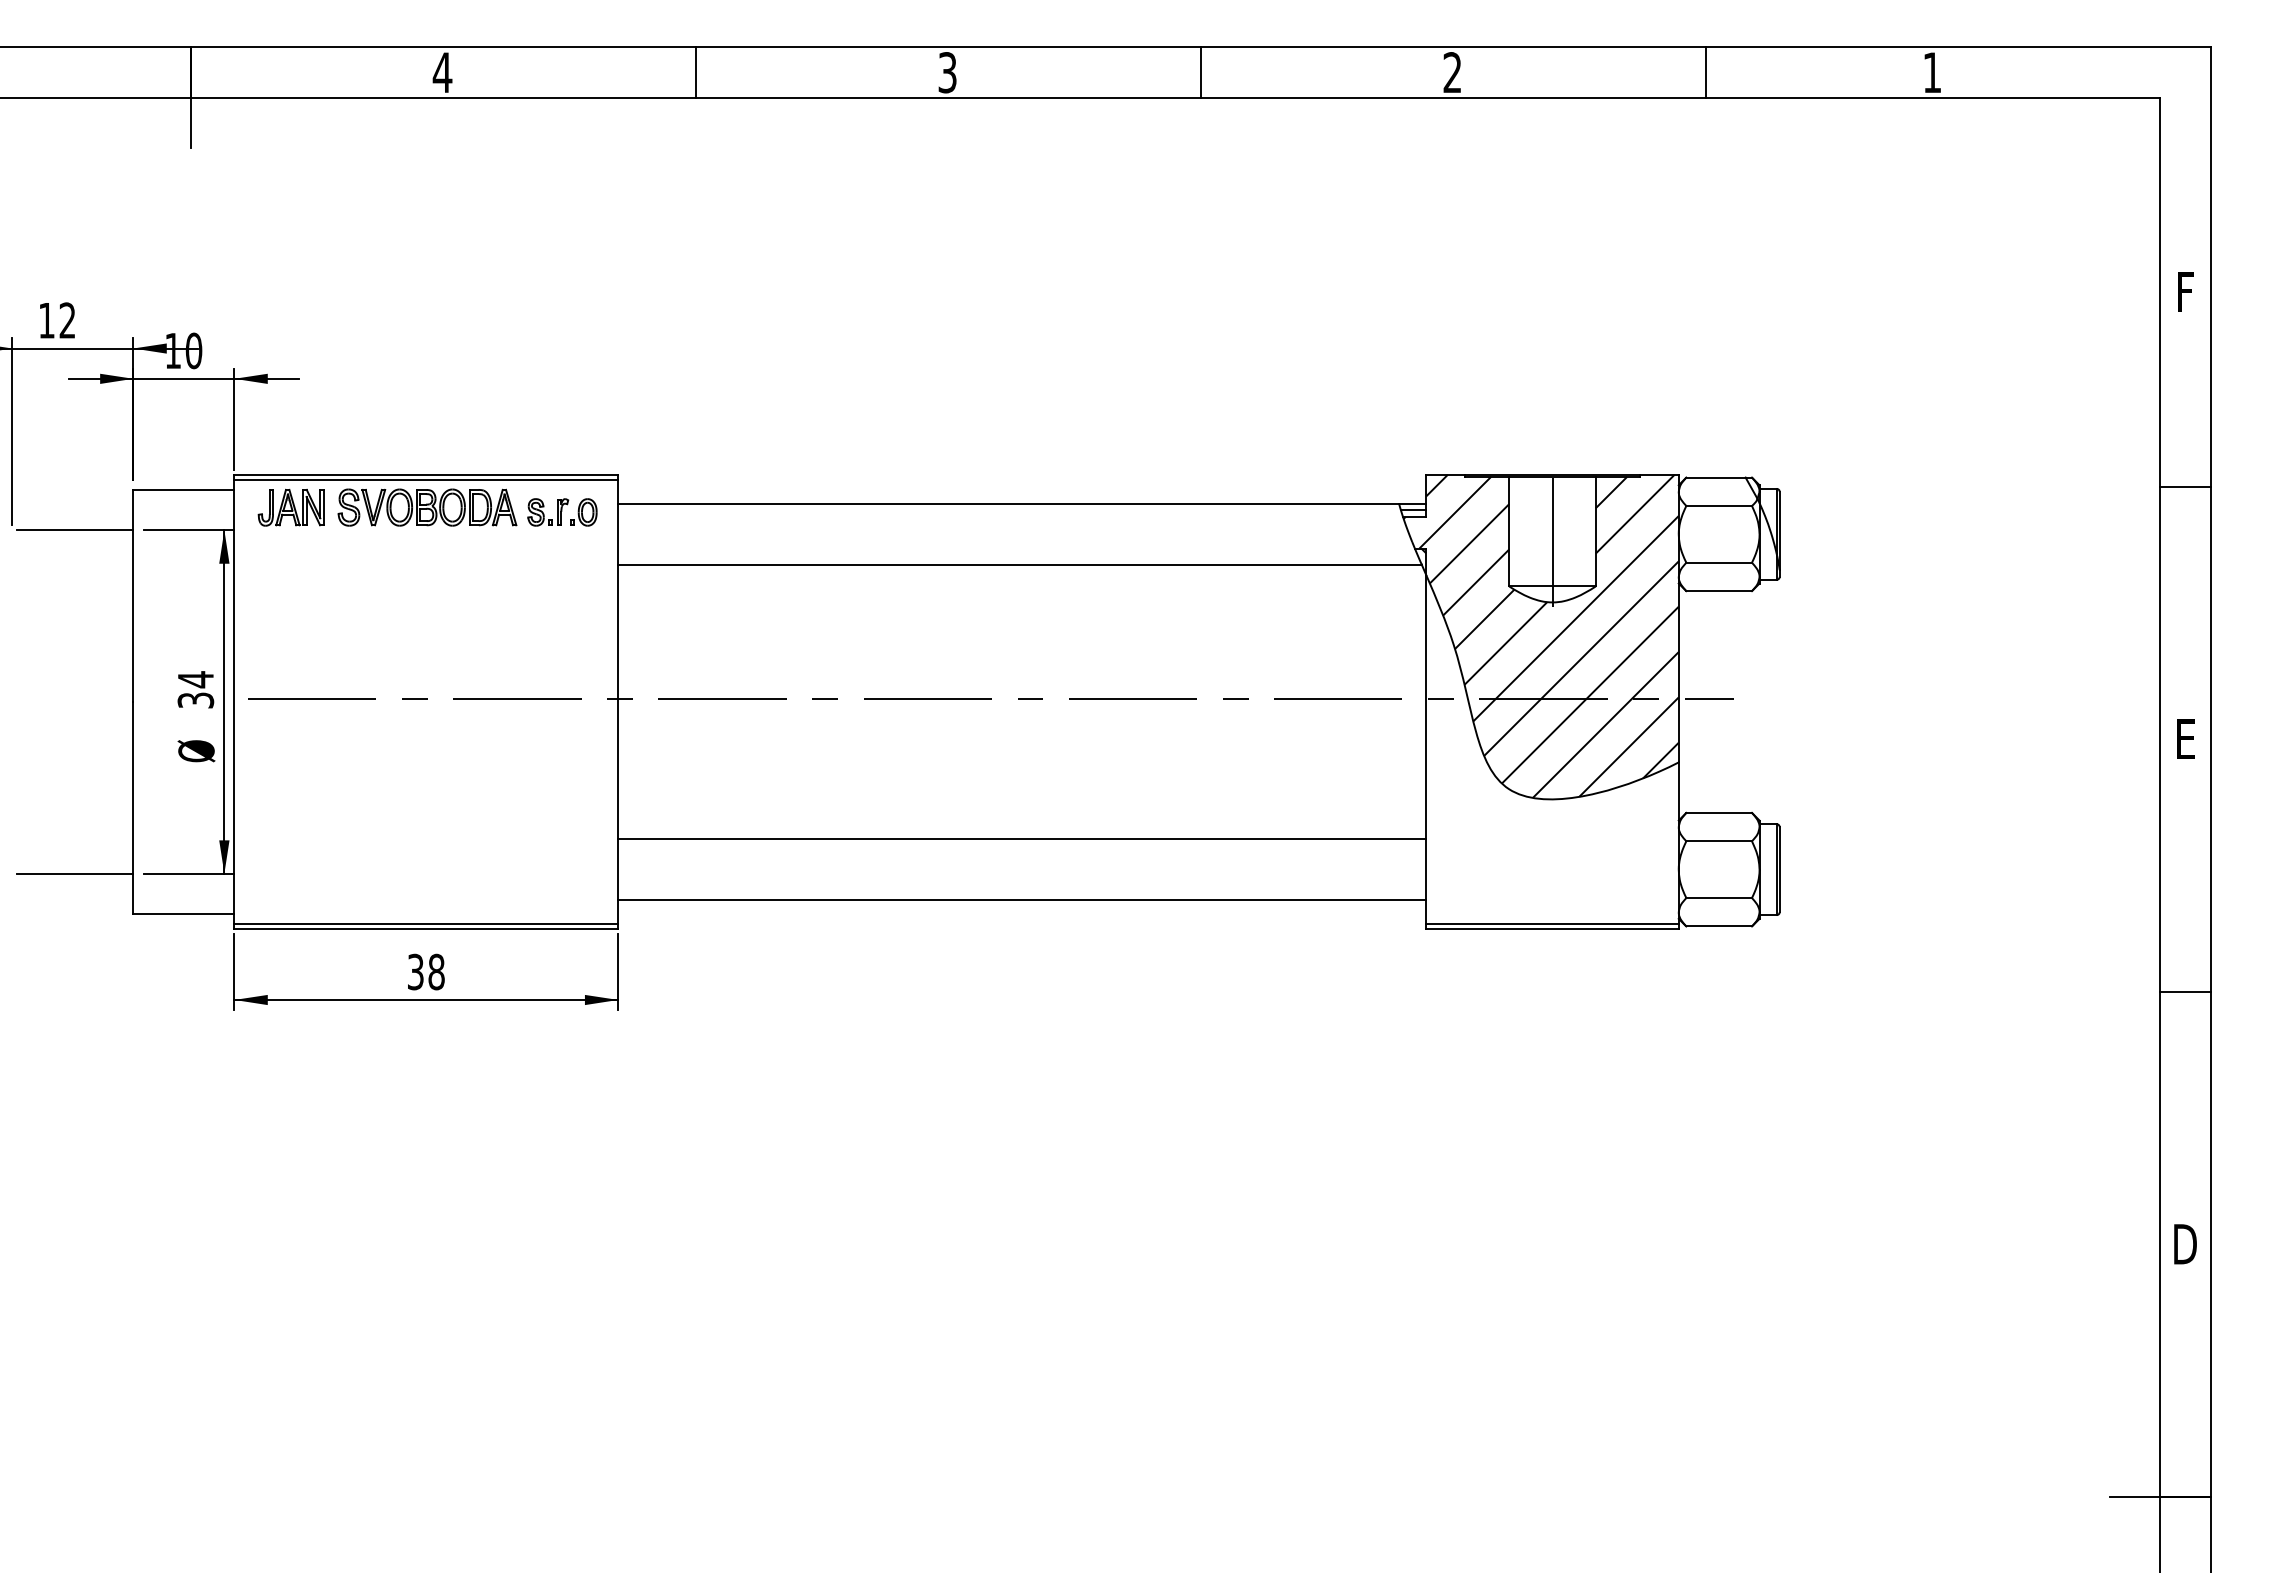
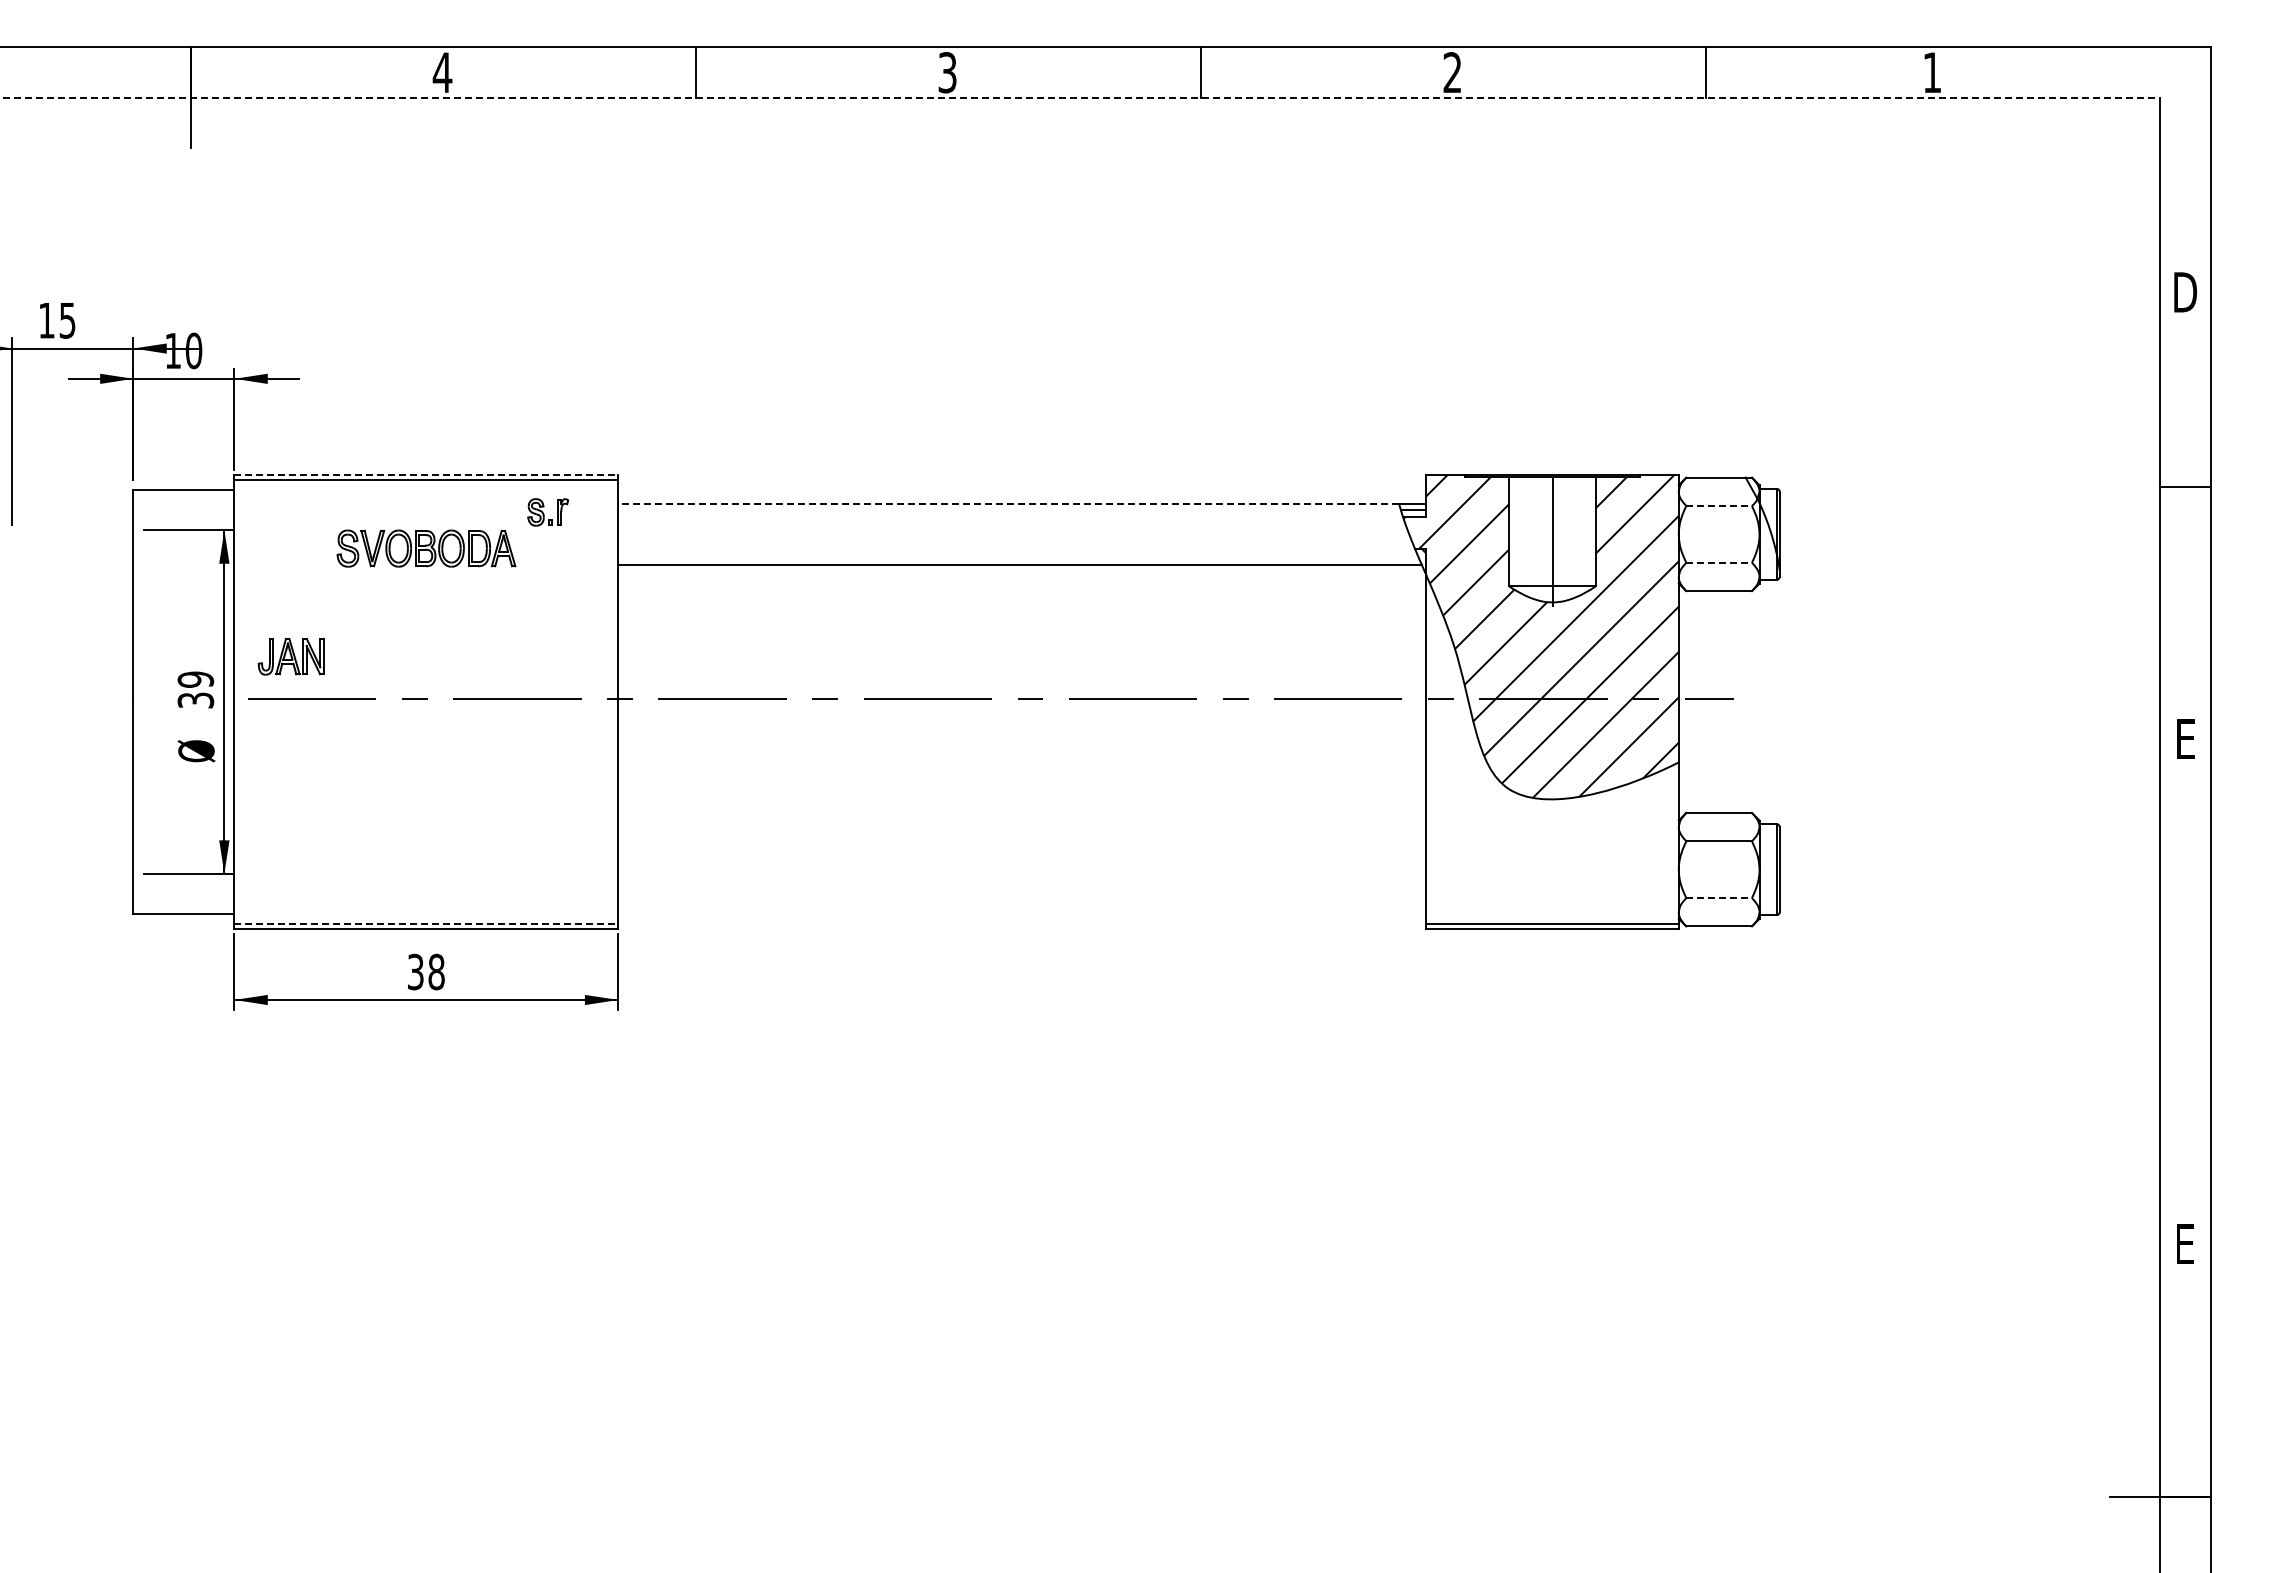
line: solid -> dashed (1080, 97)
text: F -> D (2185, 292)
text: 12 -> 15 (67, 320)
line: solid -> dashed (426, 474)
line: solid -> dashed (1008, 504)
line: solid -> dashed (1719, 505)
part position: (290, 507) -> (290, 656) (290, 656)
part position: (427, 507) -> (426, 548) (426, 548)
part: present -> none (583, 512)
line: present -> none (75, 530)
line: solid -> dashed (1719, 562)
text: 34 -> 39 (195, 679)
line: present -> none (1022, 839)
line: present -> none (75, 873)
line: solid -> dashed (1719, 898)
line: present -> none (1022, 899)
line: solid -> dashed (426, 924)
line: present -> none (2185, 991)
text: D -> E (2185, 1244)
